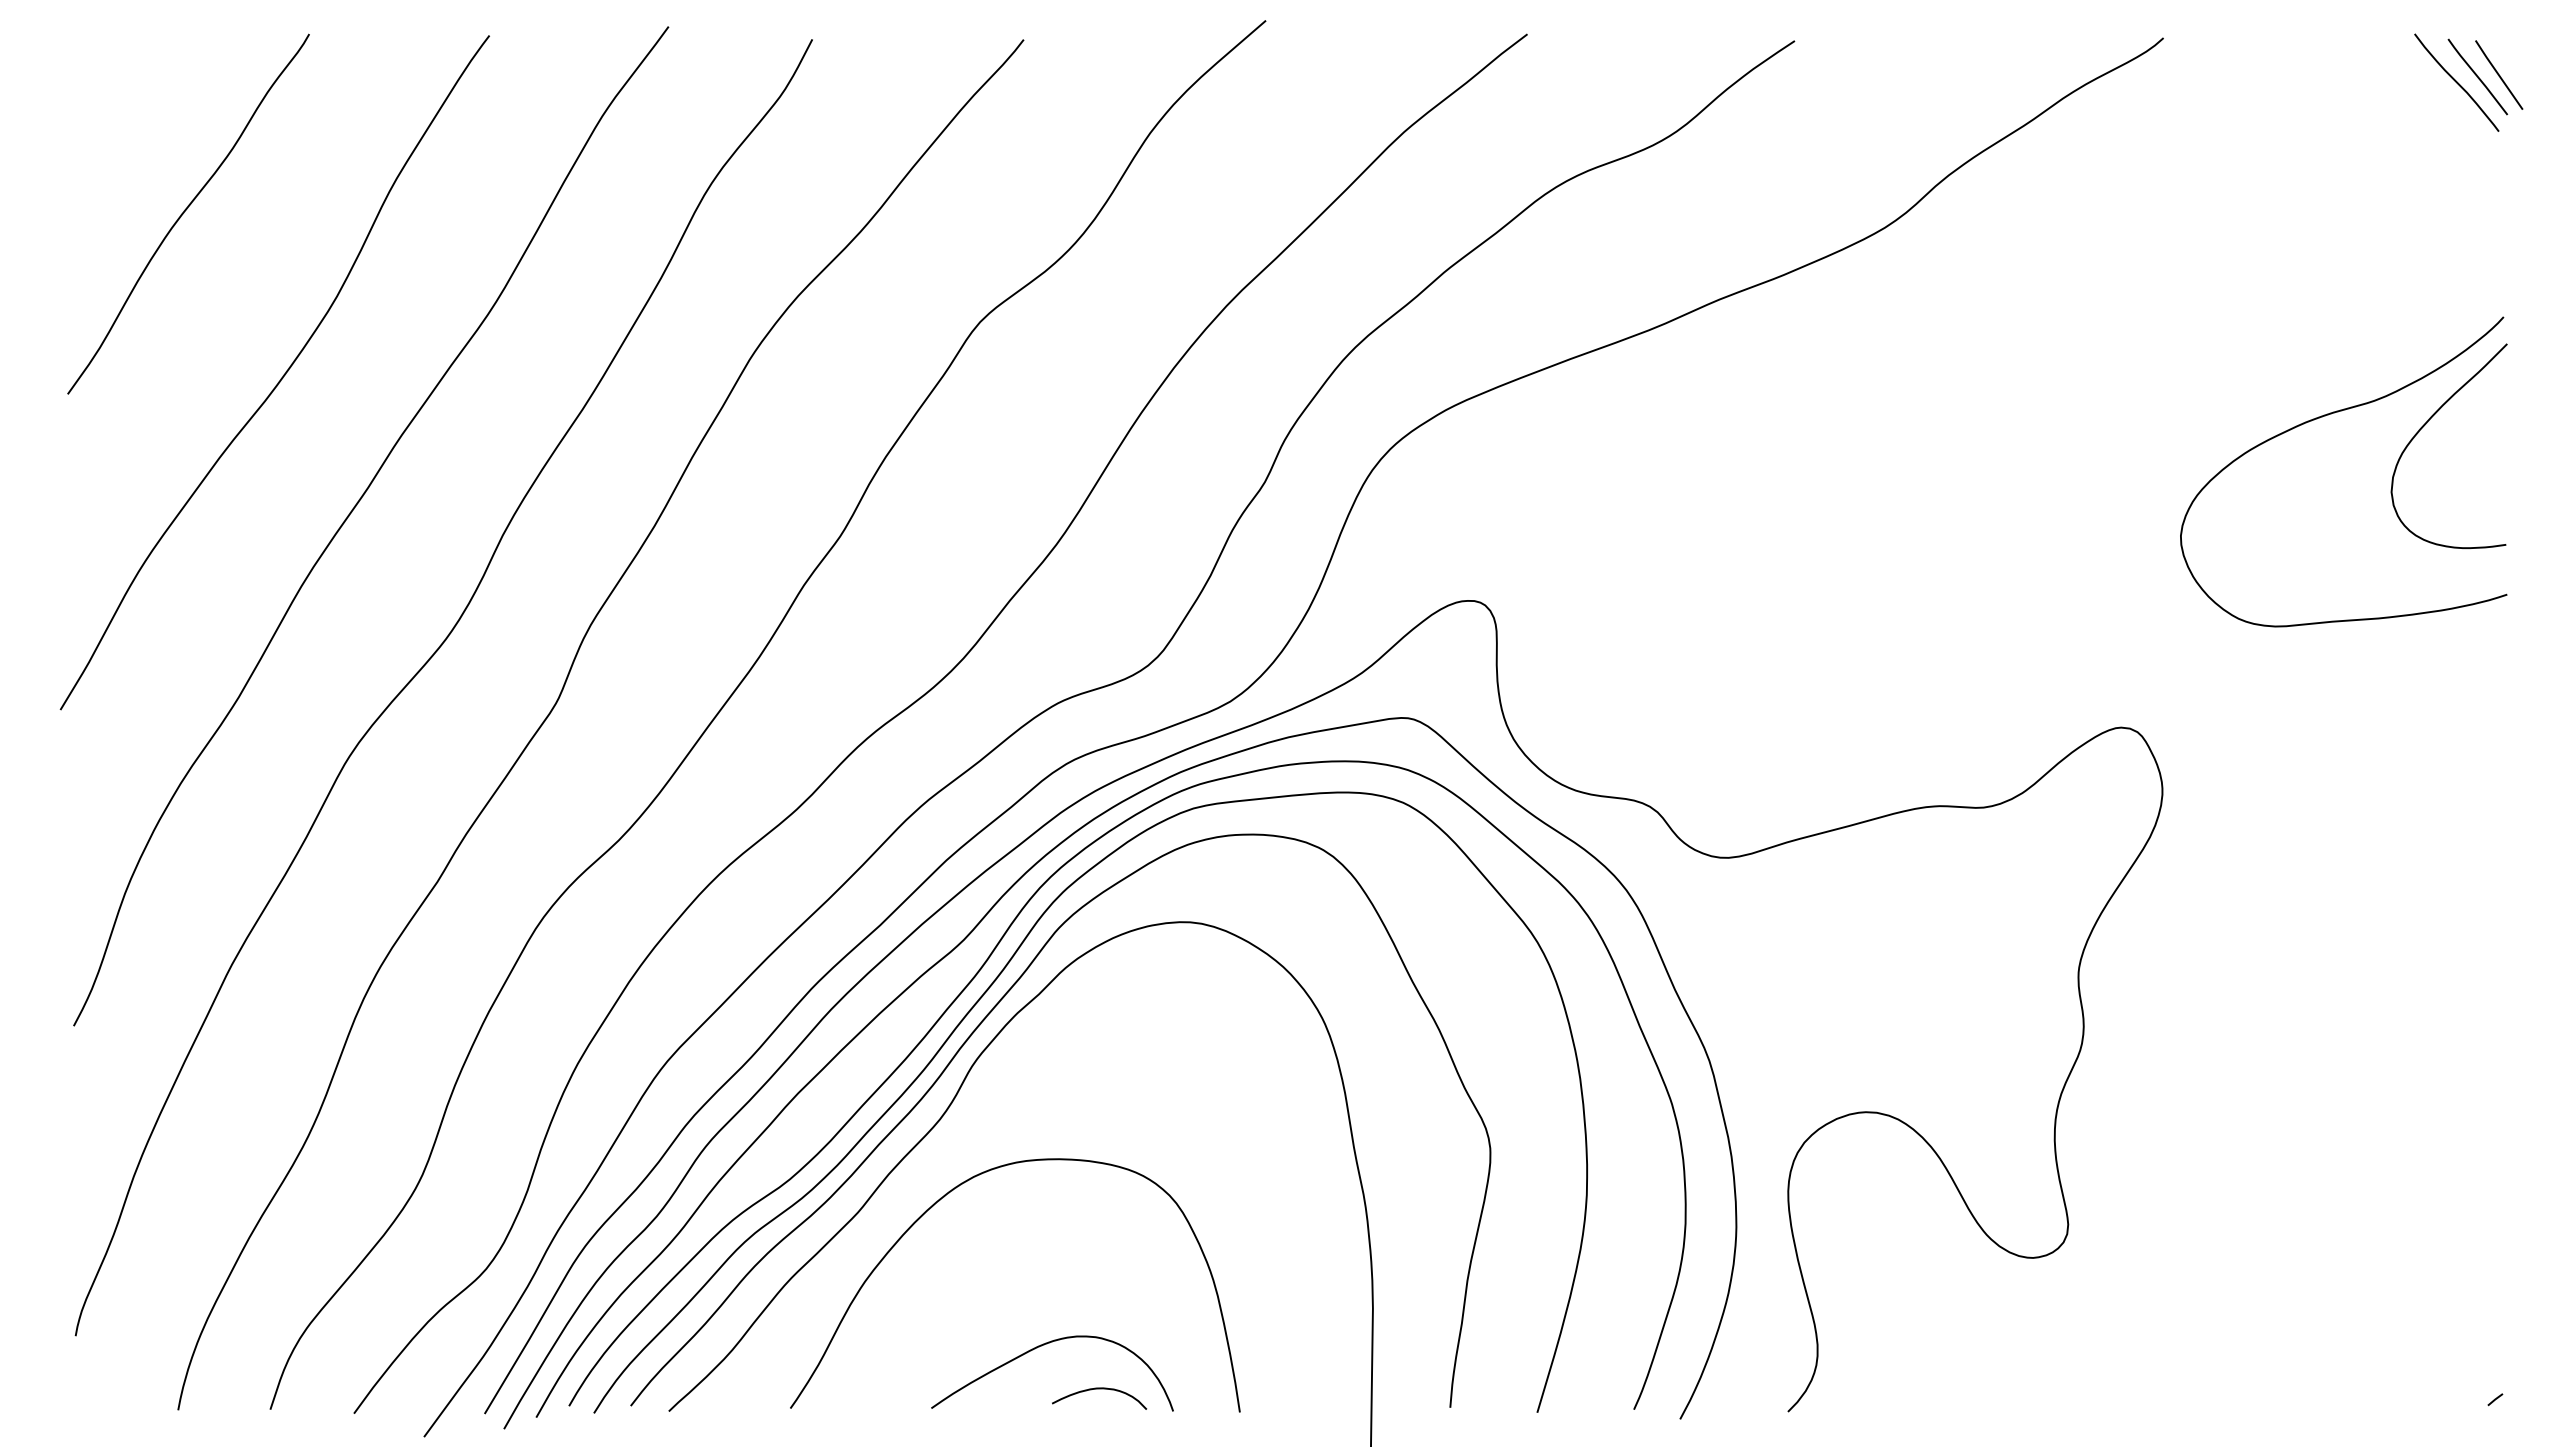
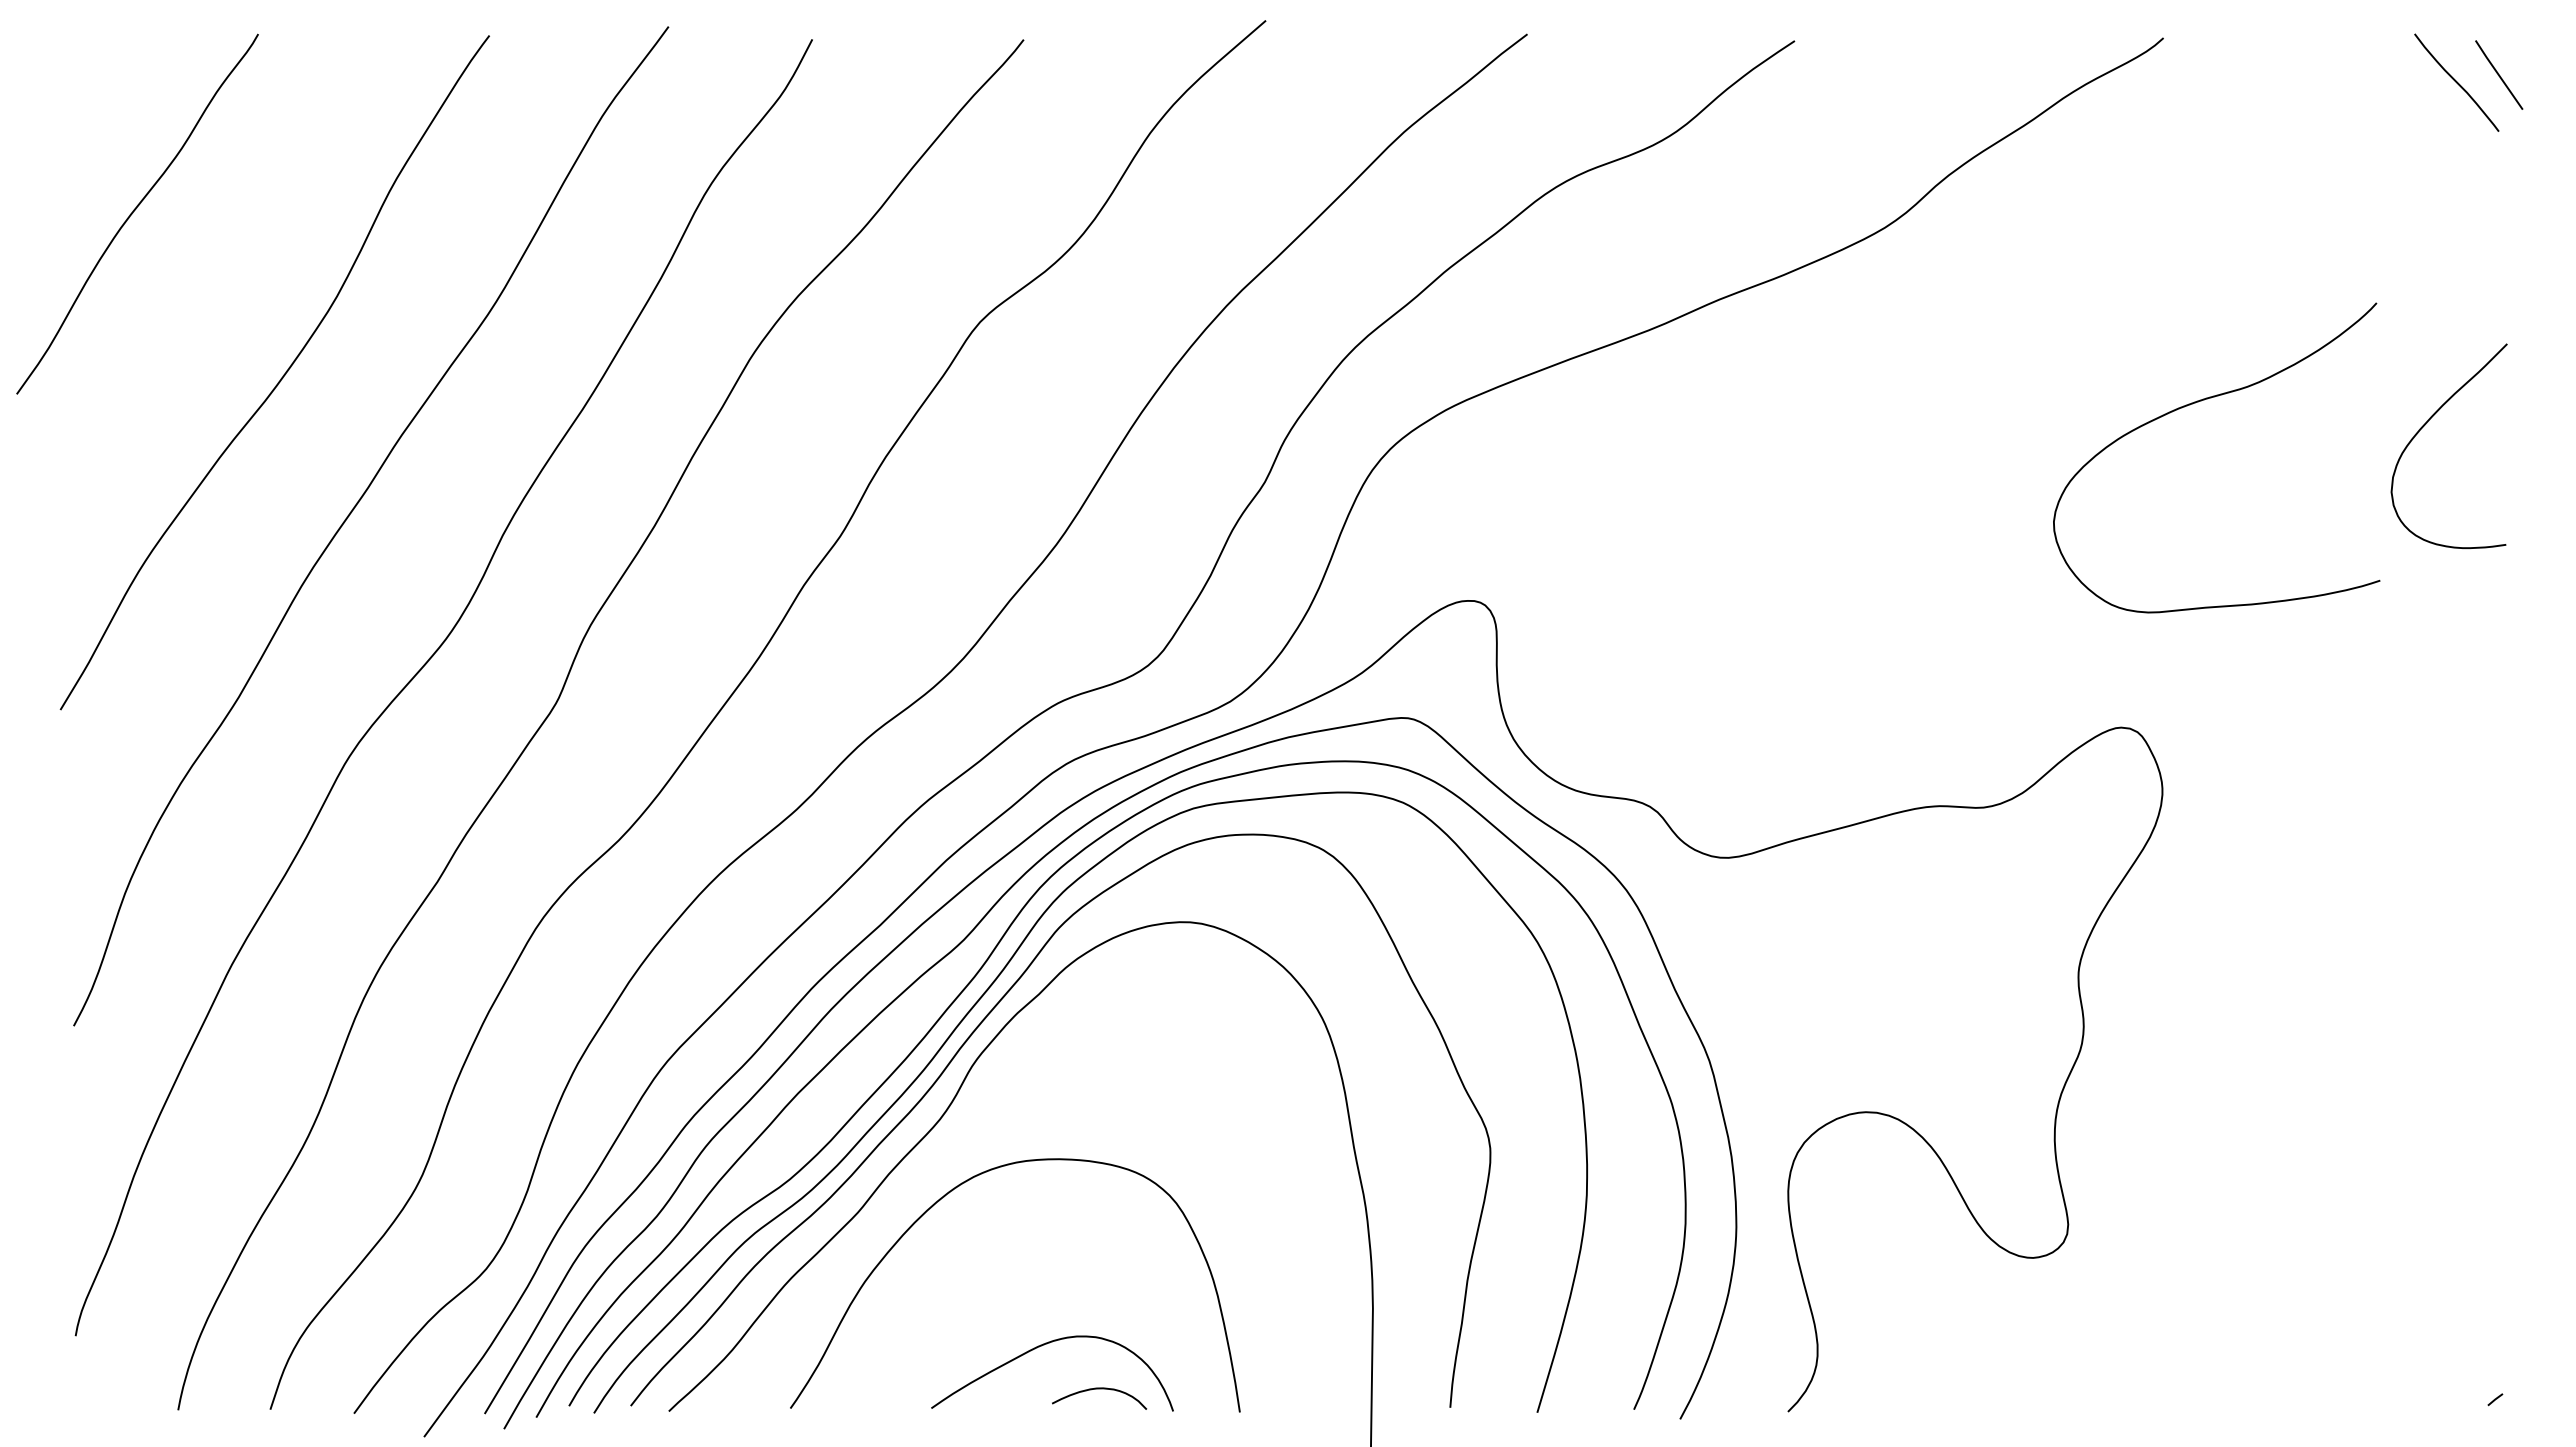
line: present -> none (2477, 76)
curve position: (186, 210) -> (135, 210) (135, 210)
curve position: (2325, 416) -> (2198, 402) (2198, 402)
